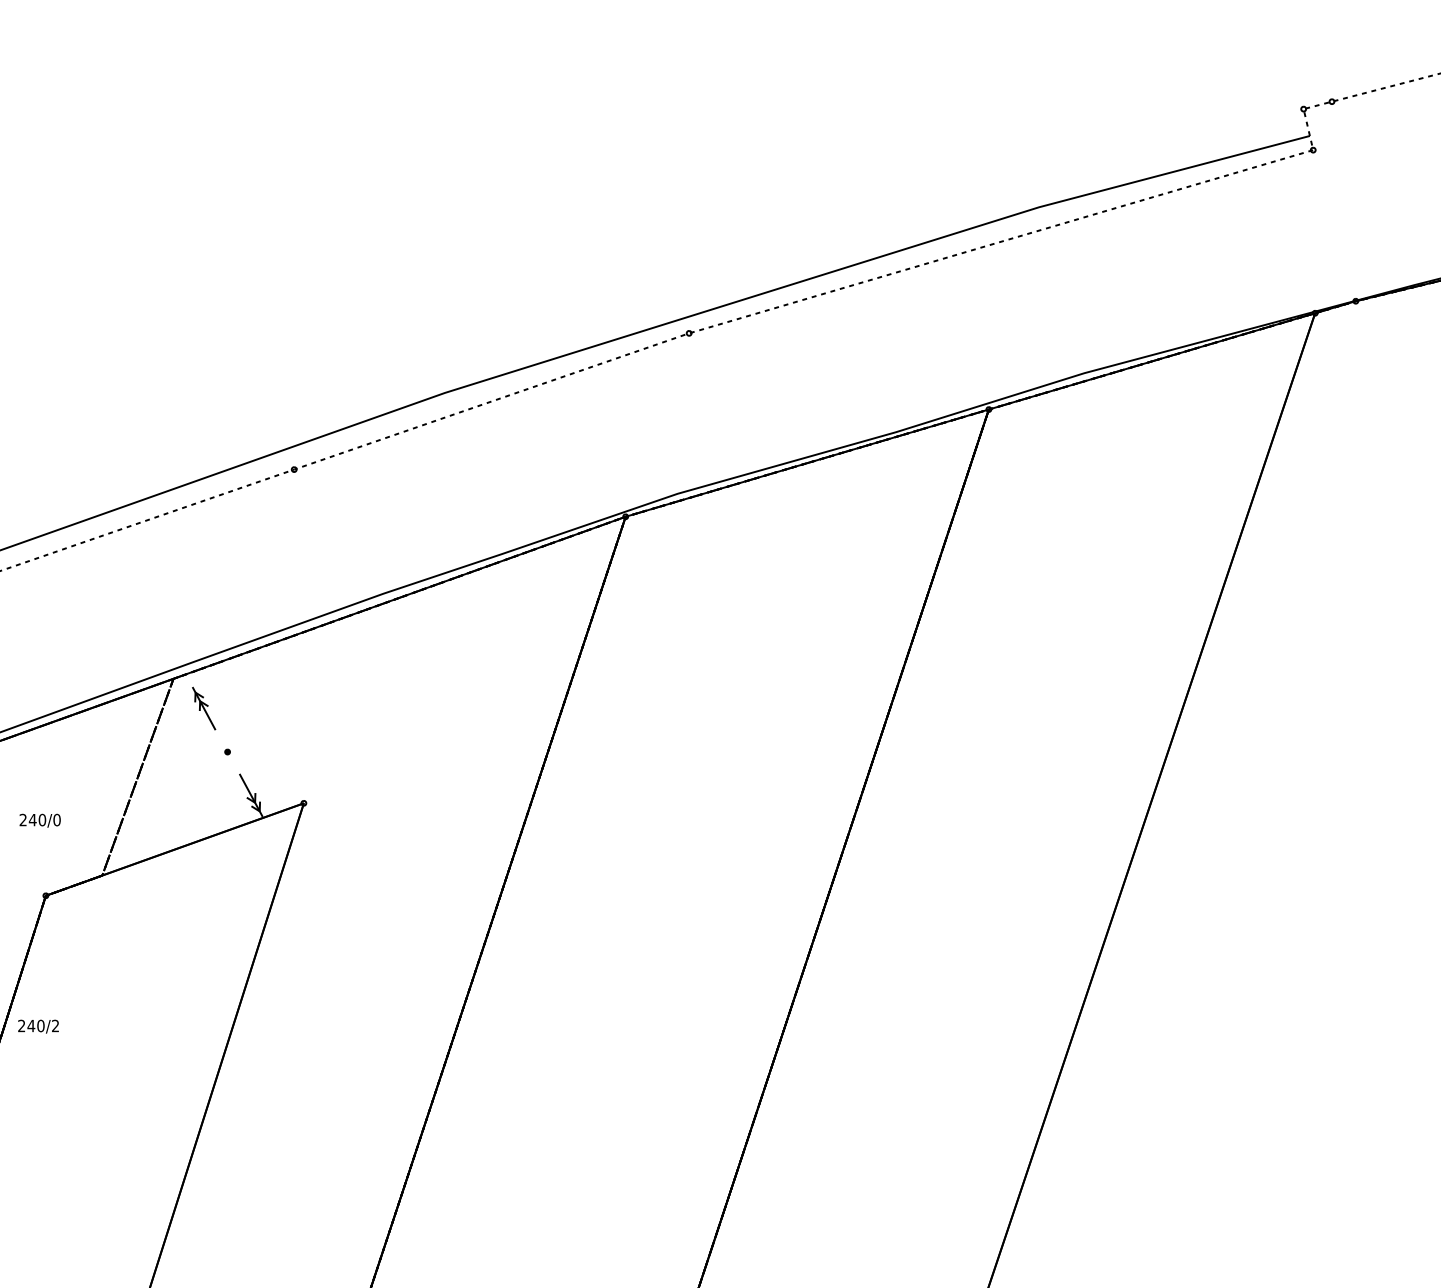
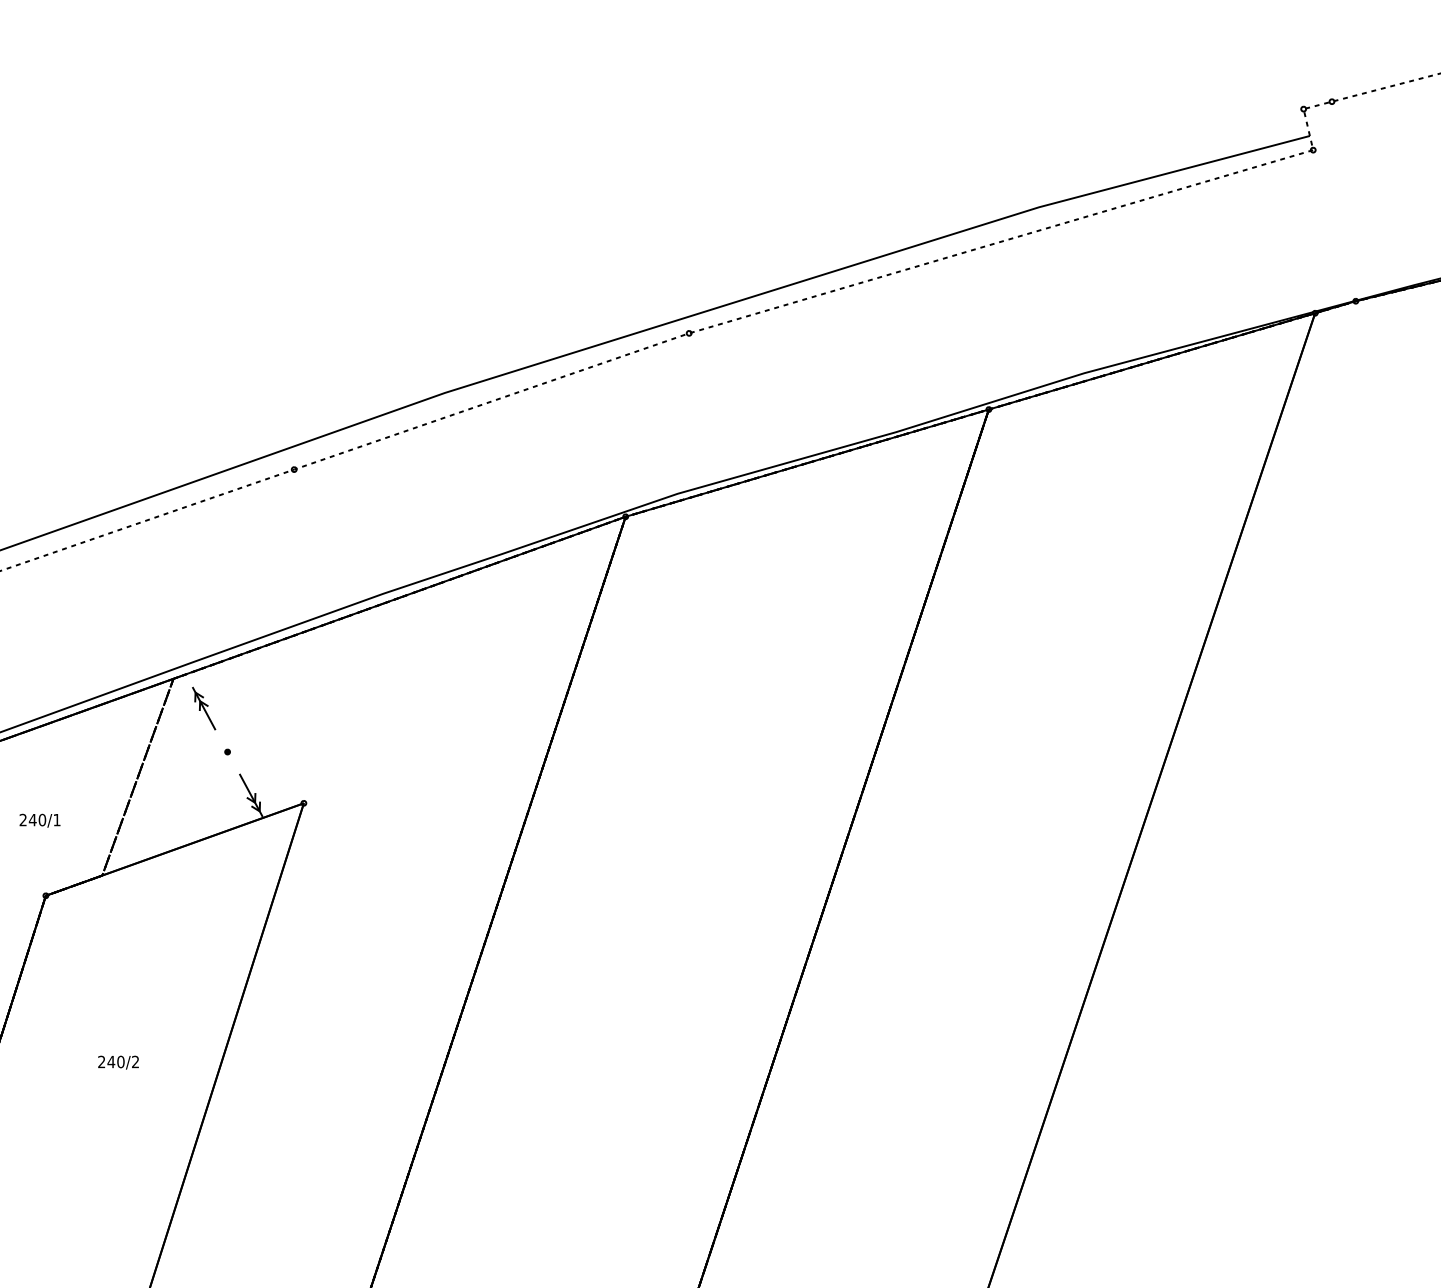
text: 240/0 -> 240/1 (56, 819)
text position: (38, 1026) -> (118, 1062) (118, 1062)
